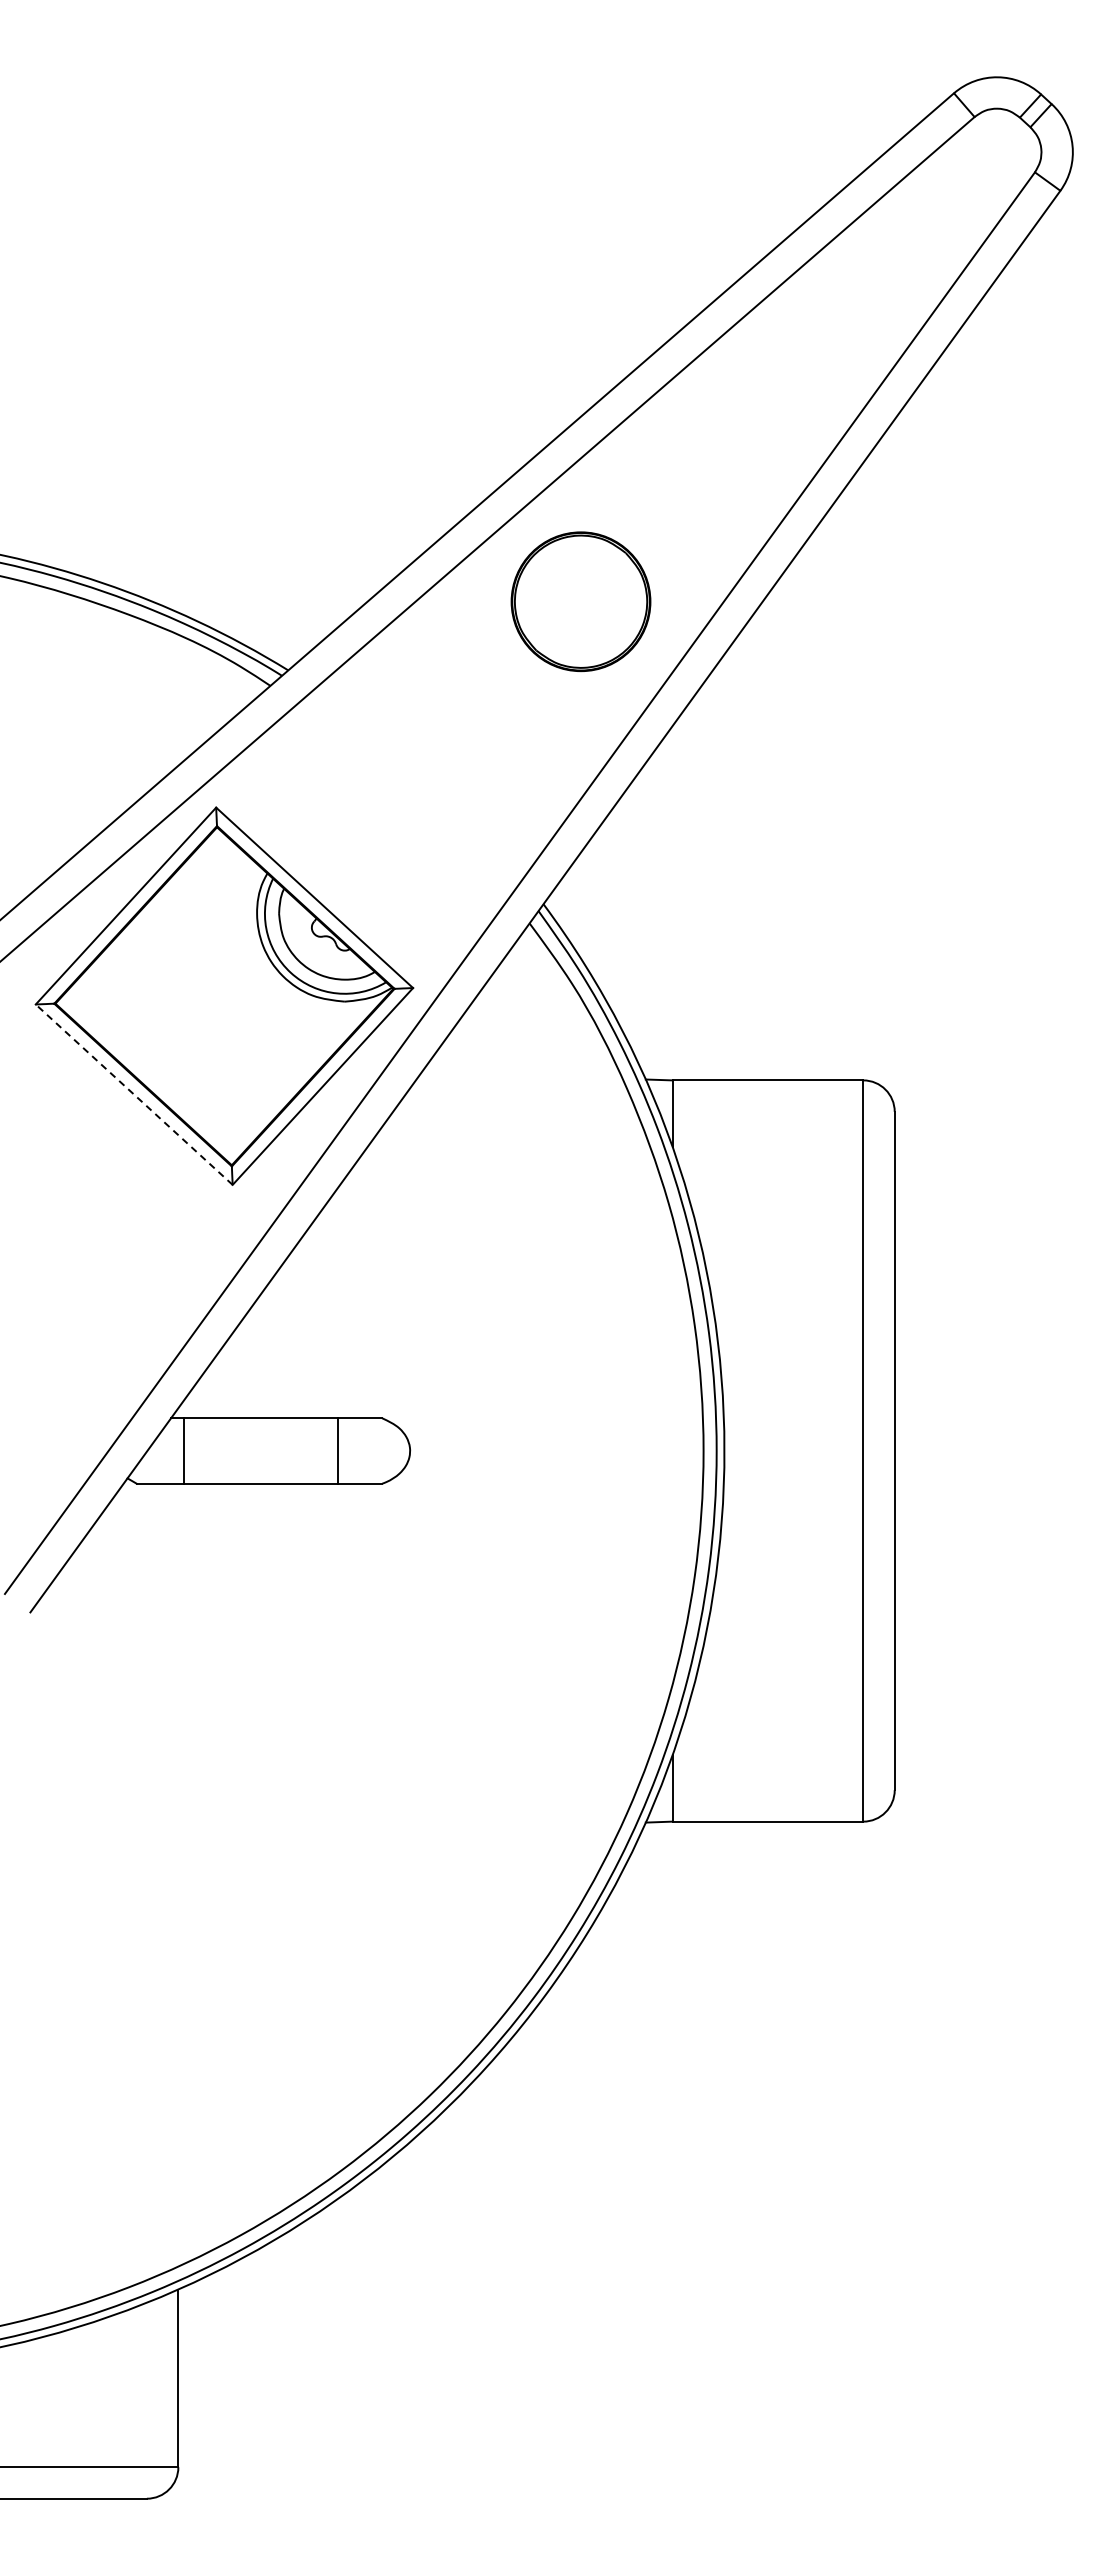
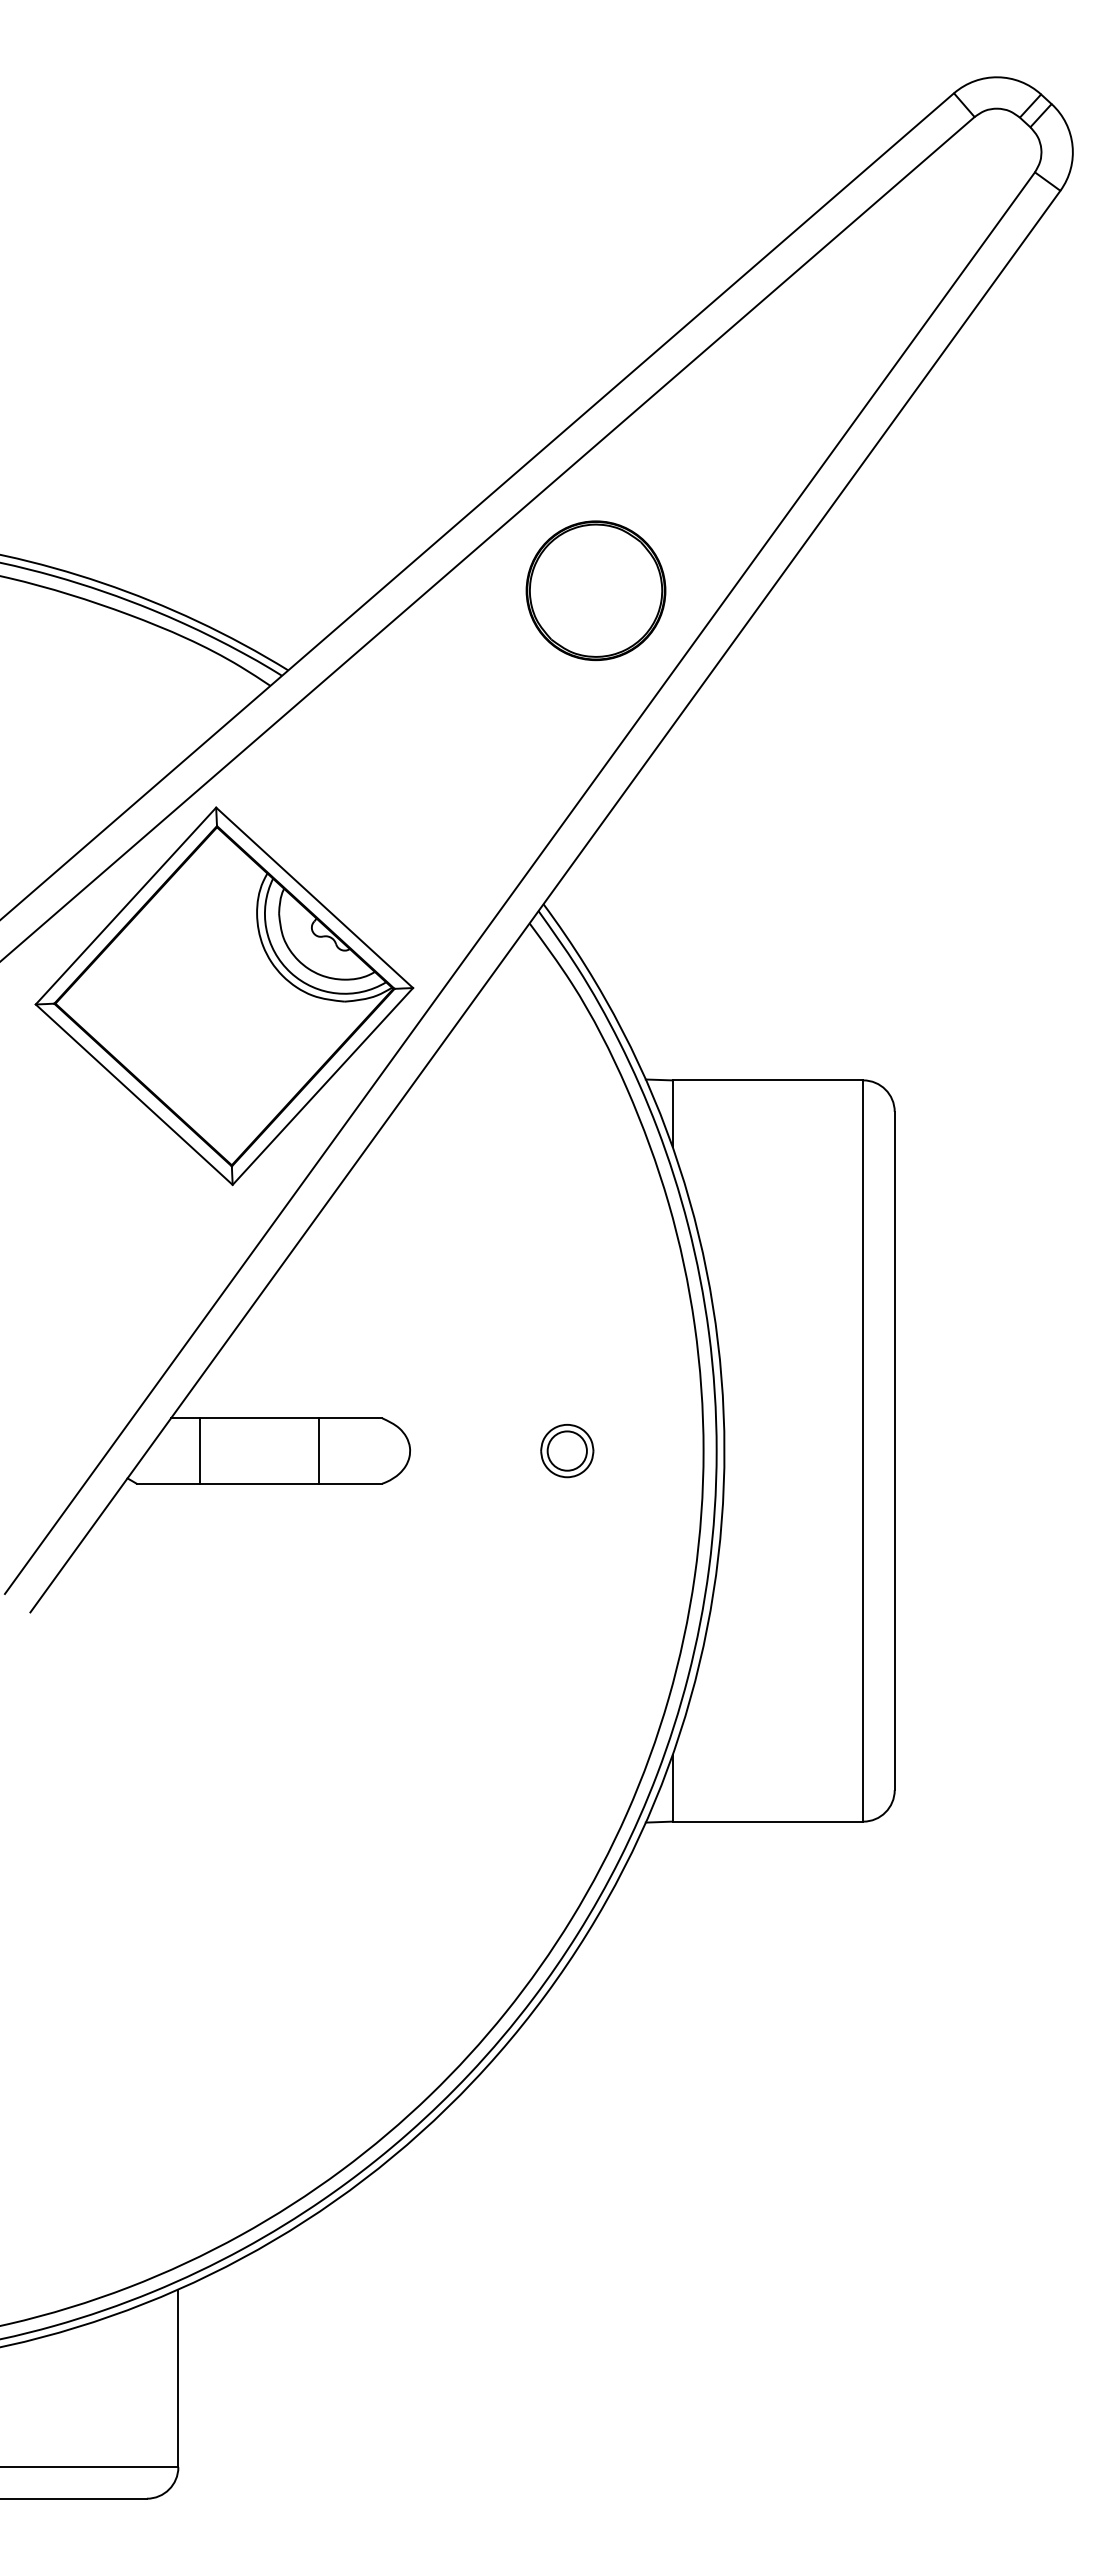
part position: (580, 601) -> (595, 590) (595, 590)
line: dashed -> solid (134, 1094)
line position: (183, 1450) -> (199, 1450) (199, 1450)
line position: (338, 1450) -> (319, 1450) (319, 1450)
part: none -> present (567, 1451)
